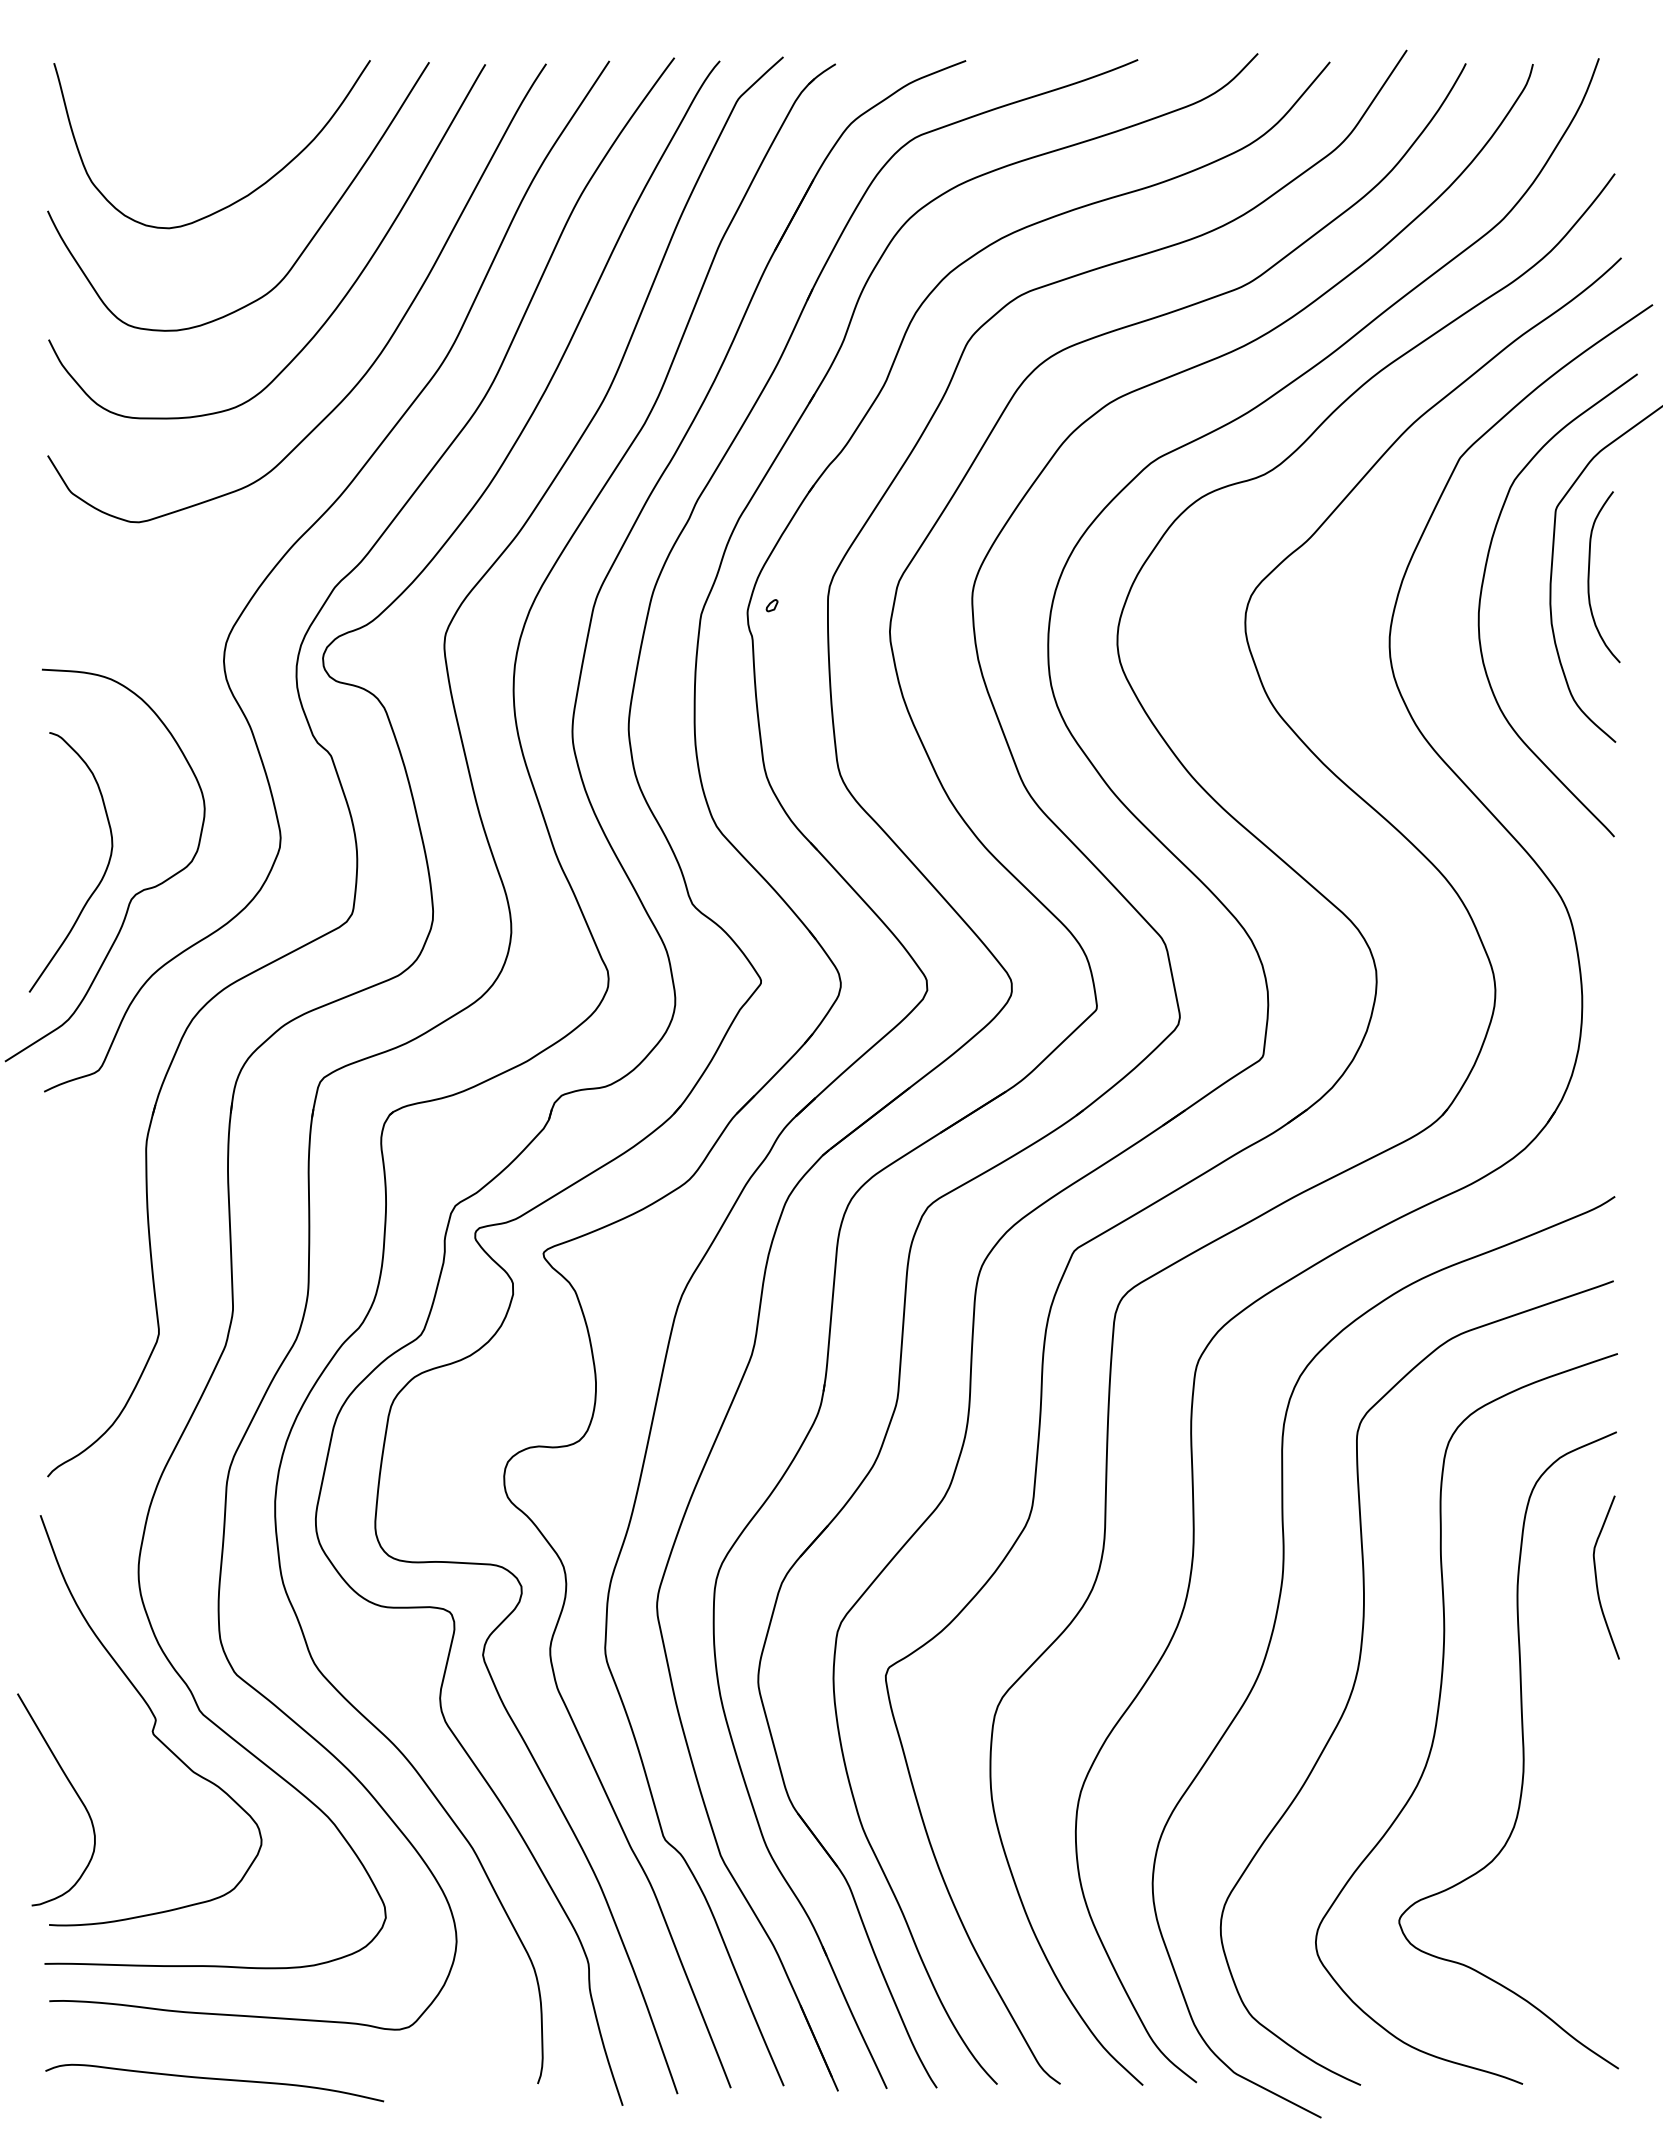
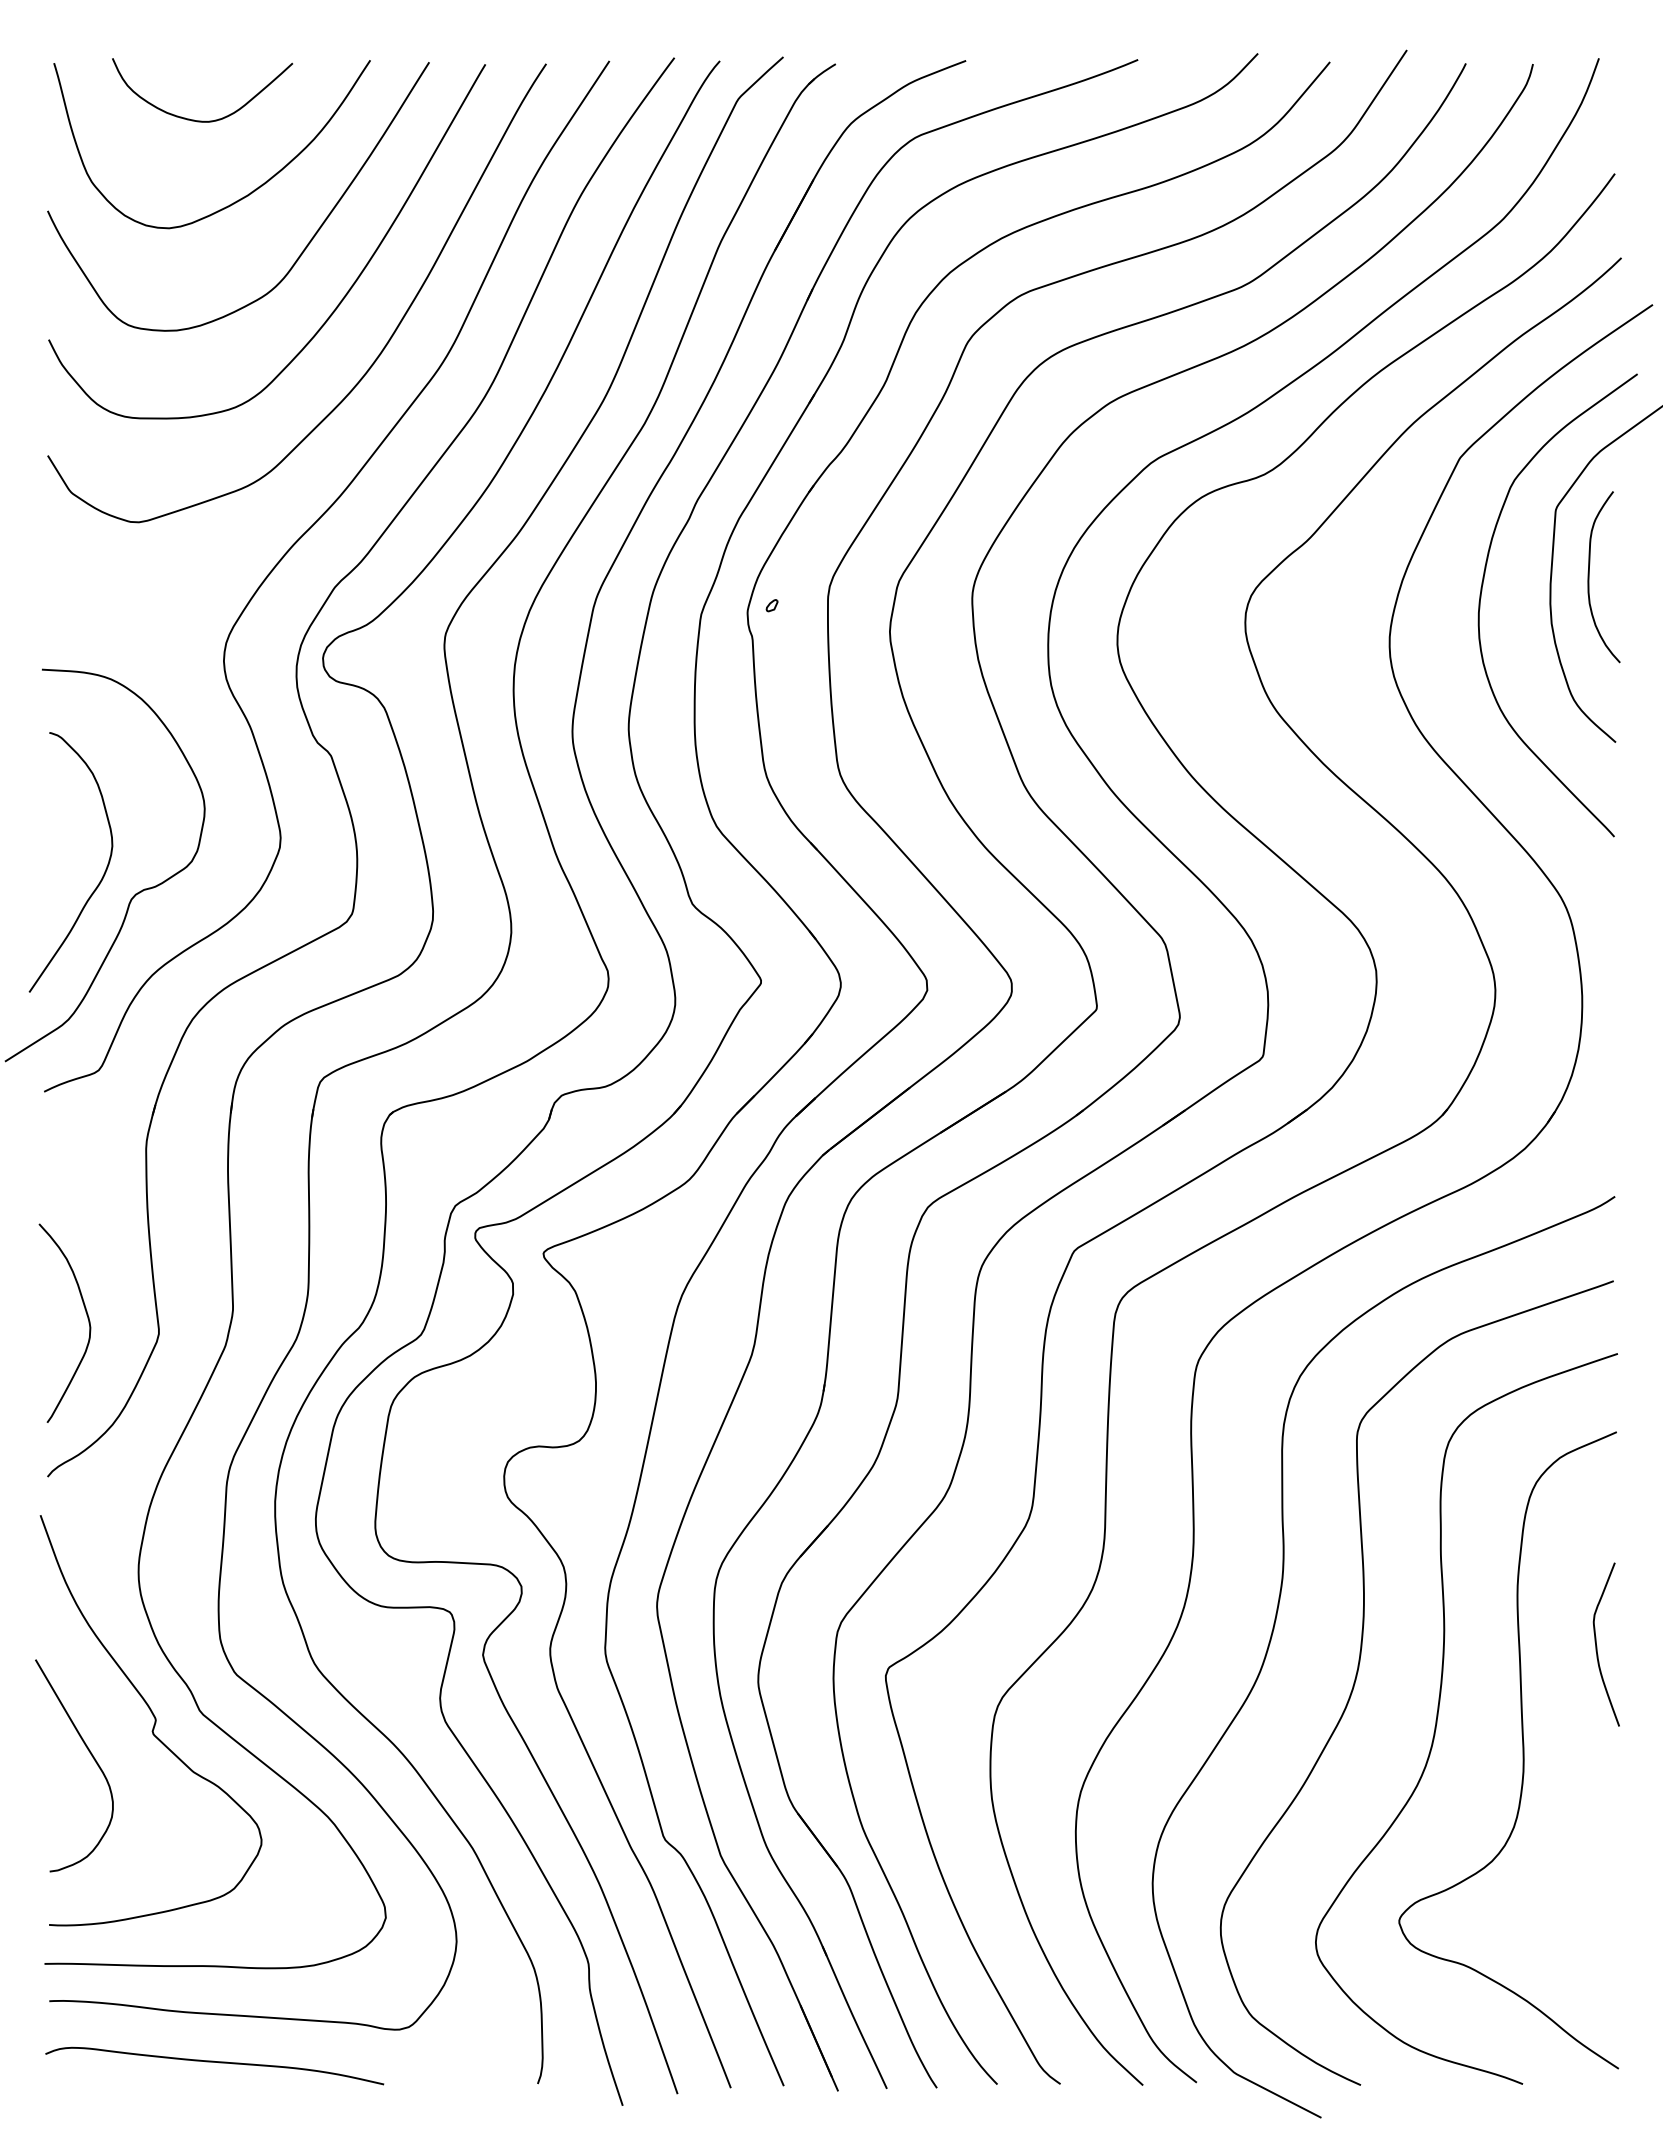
curve: none -> present (202, 120)
curve: none -> present (86, 1315)
curve position: (1597, 1579) -> (1597, 1646) (1597, 1646)
curve position: (73, 1790) -> (91, 1756) (91, 1756)
curve position: (214, 2079) -> (214, 2062) (214, 2062)
